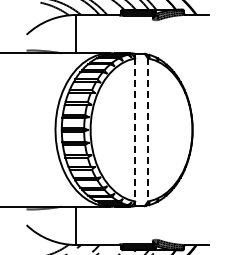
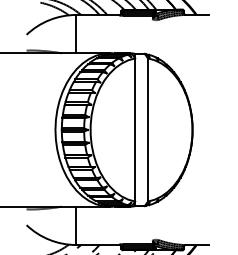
line: dashed -> solid (135, 130)
line: dashed -> solid (147, 130)
